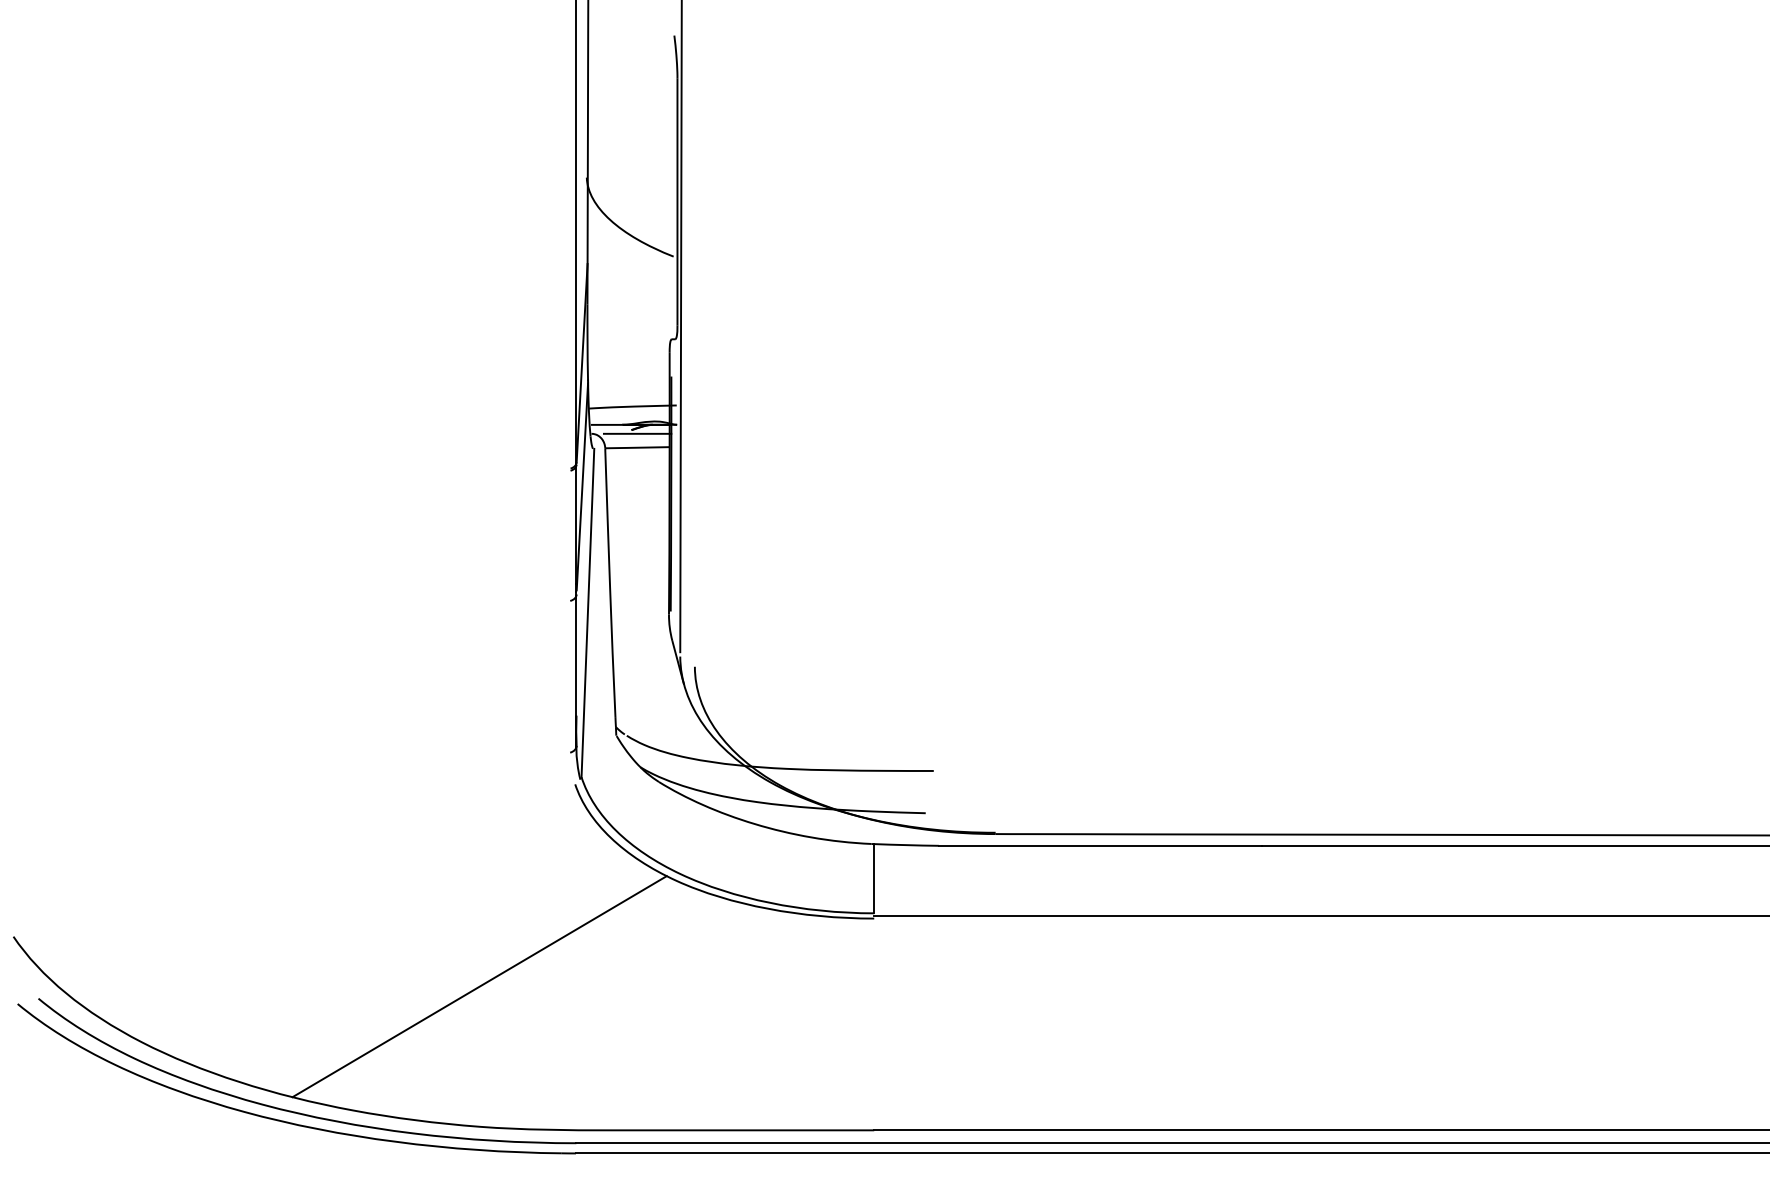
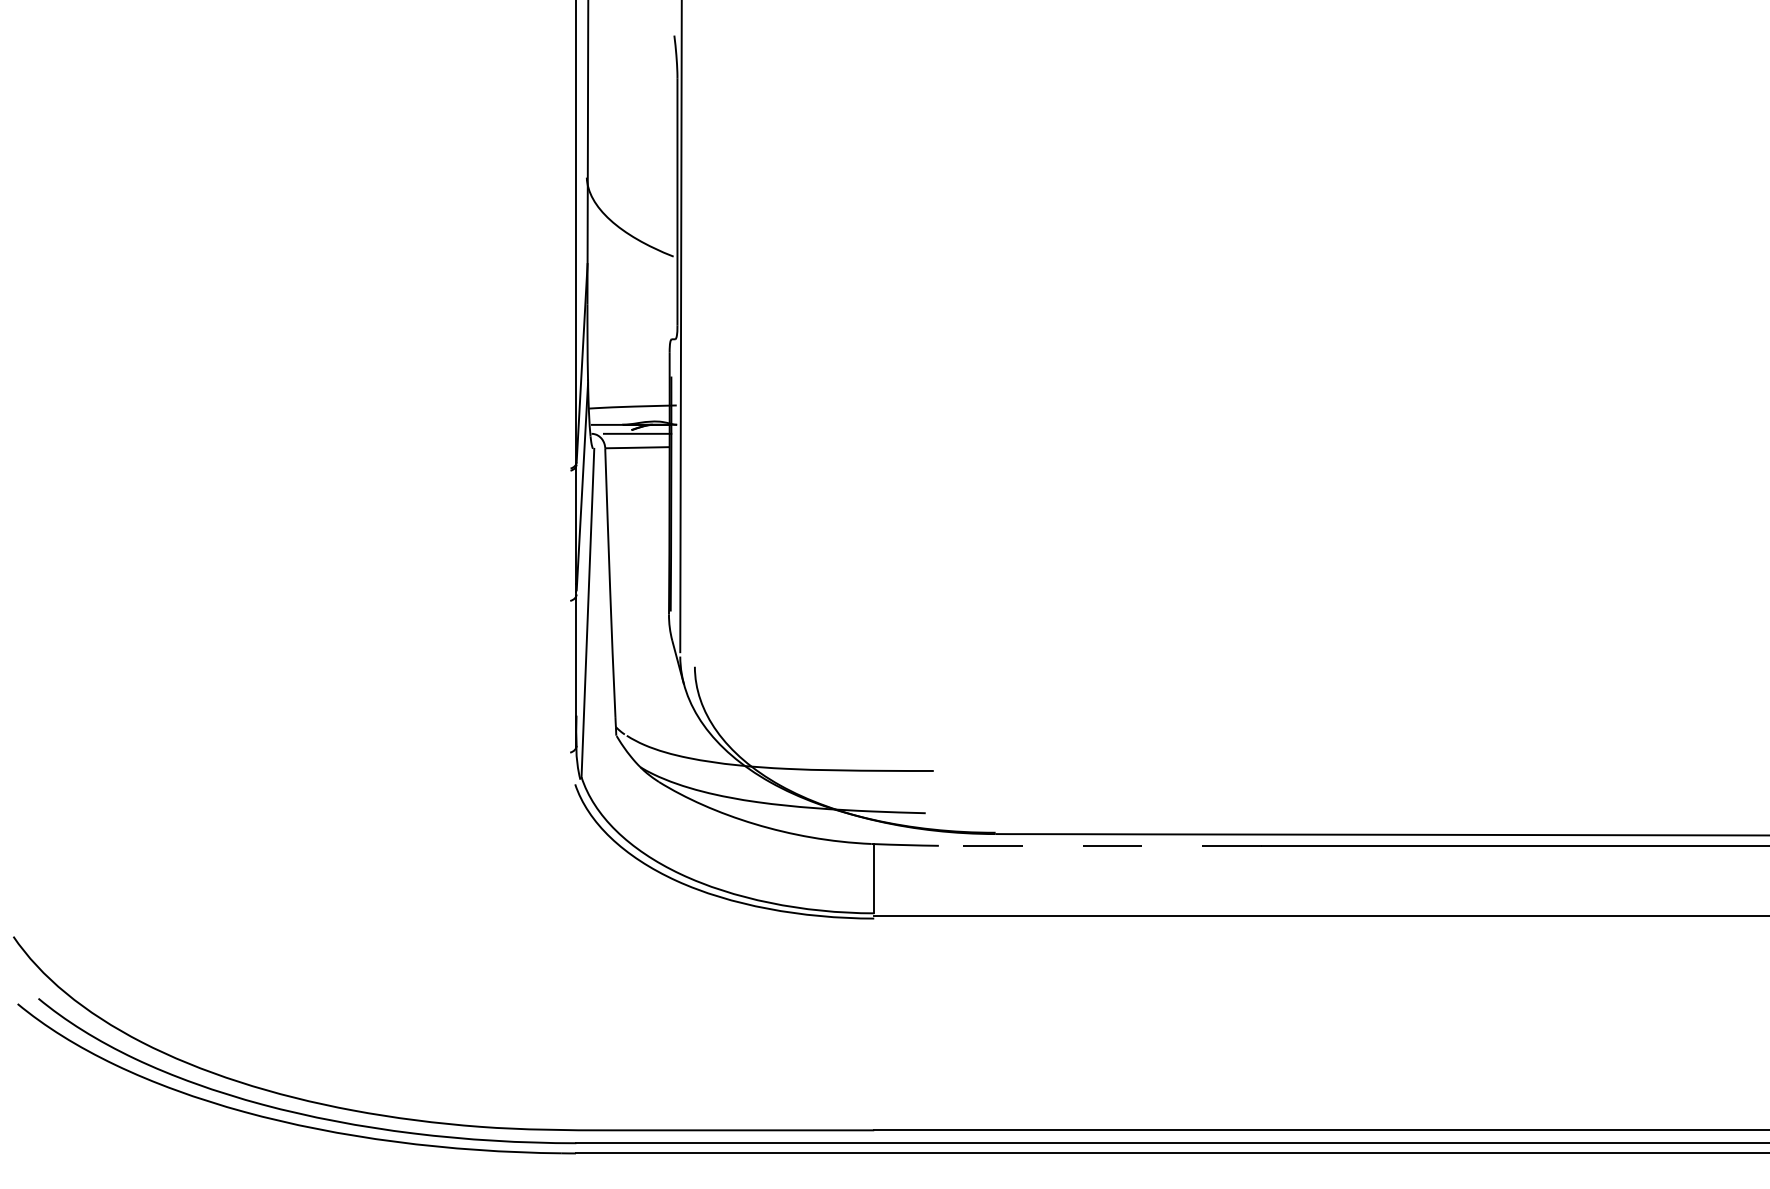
line: solid -> dashed (1099, 845)
line: present -> none (479, 986)
